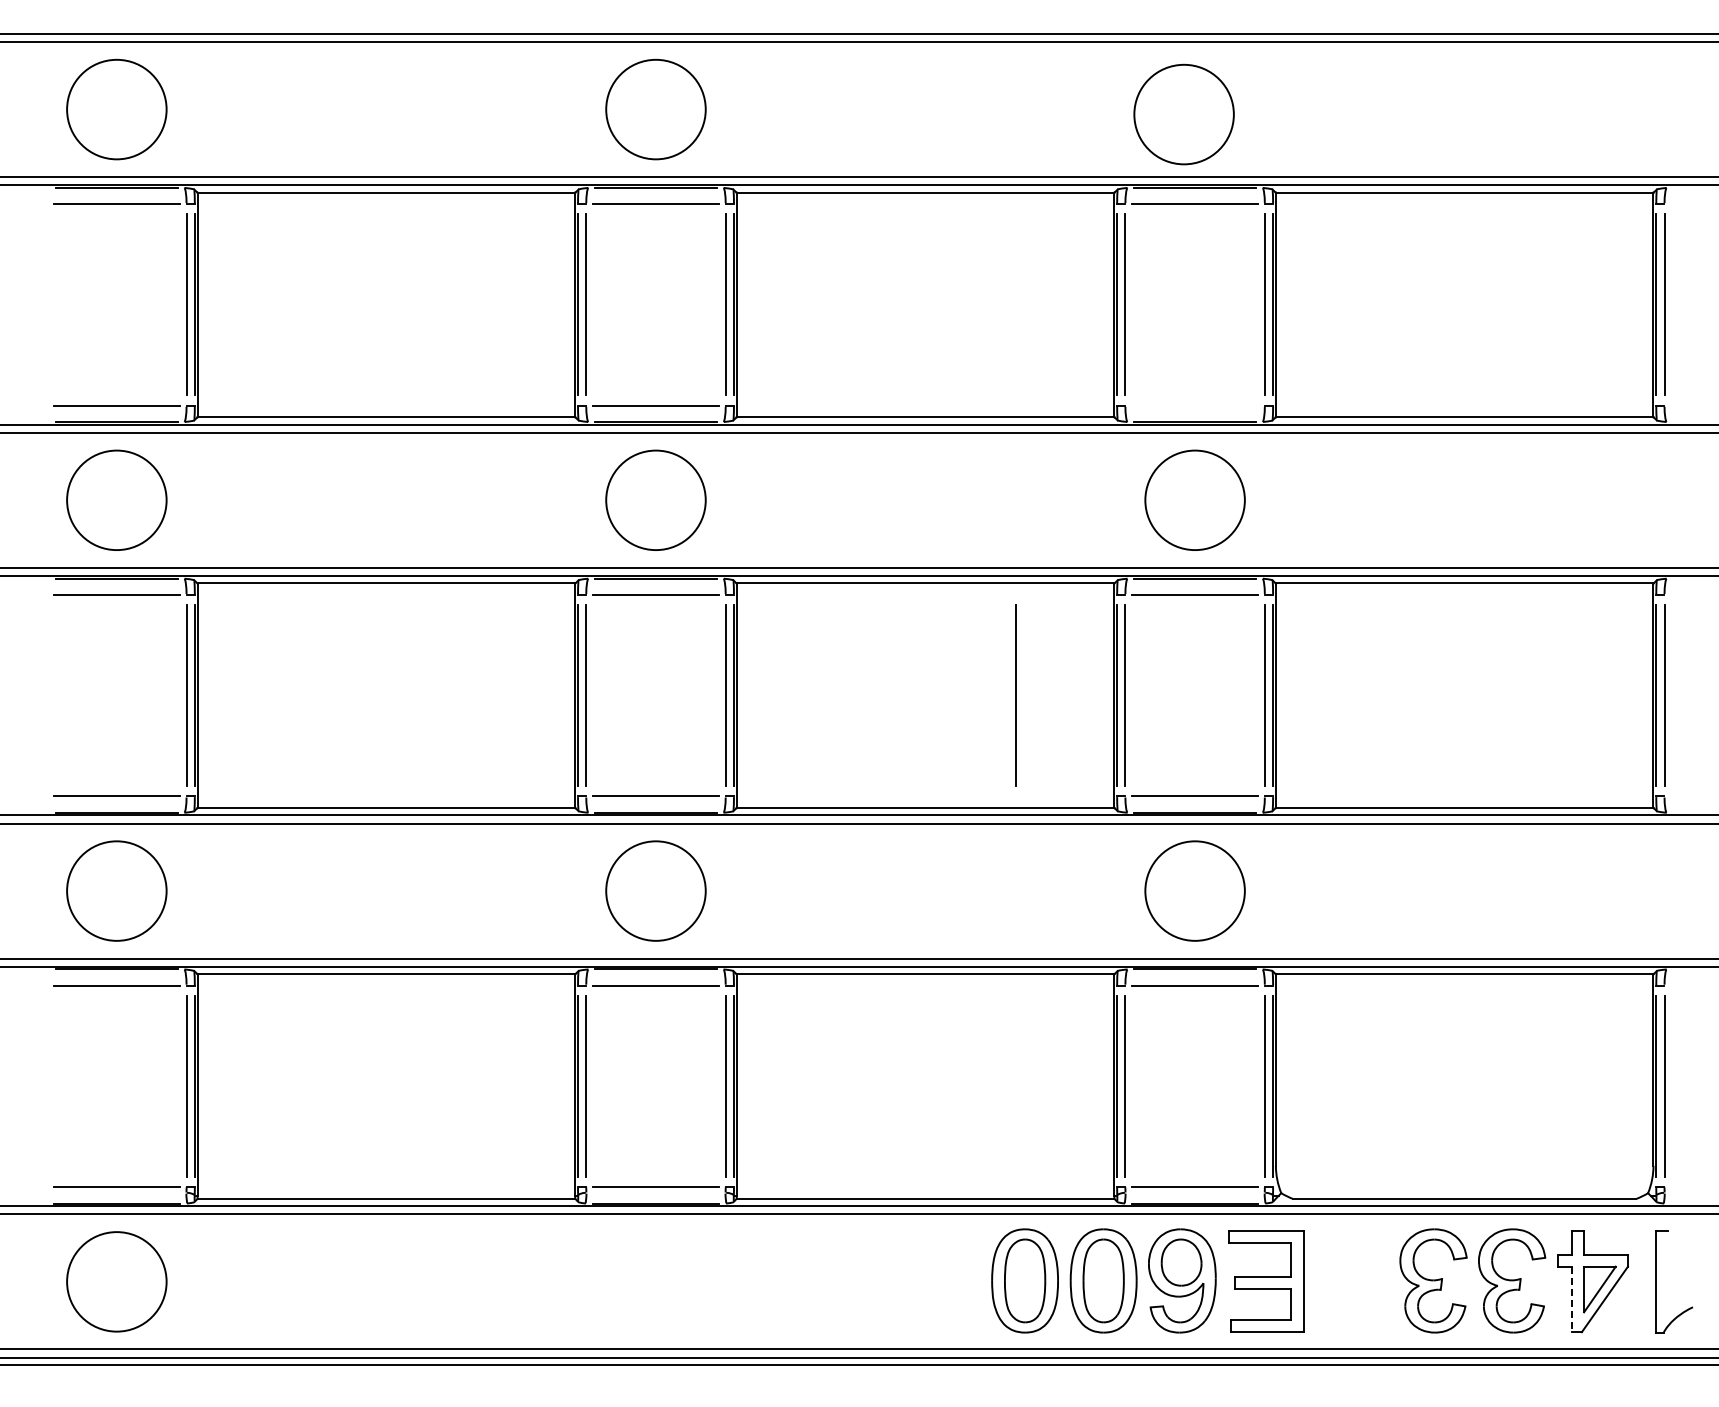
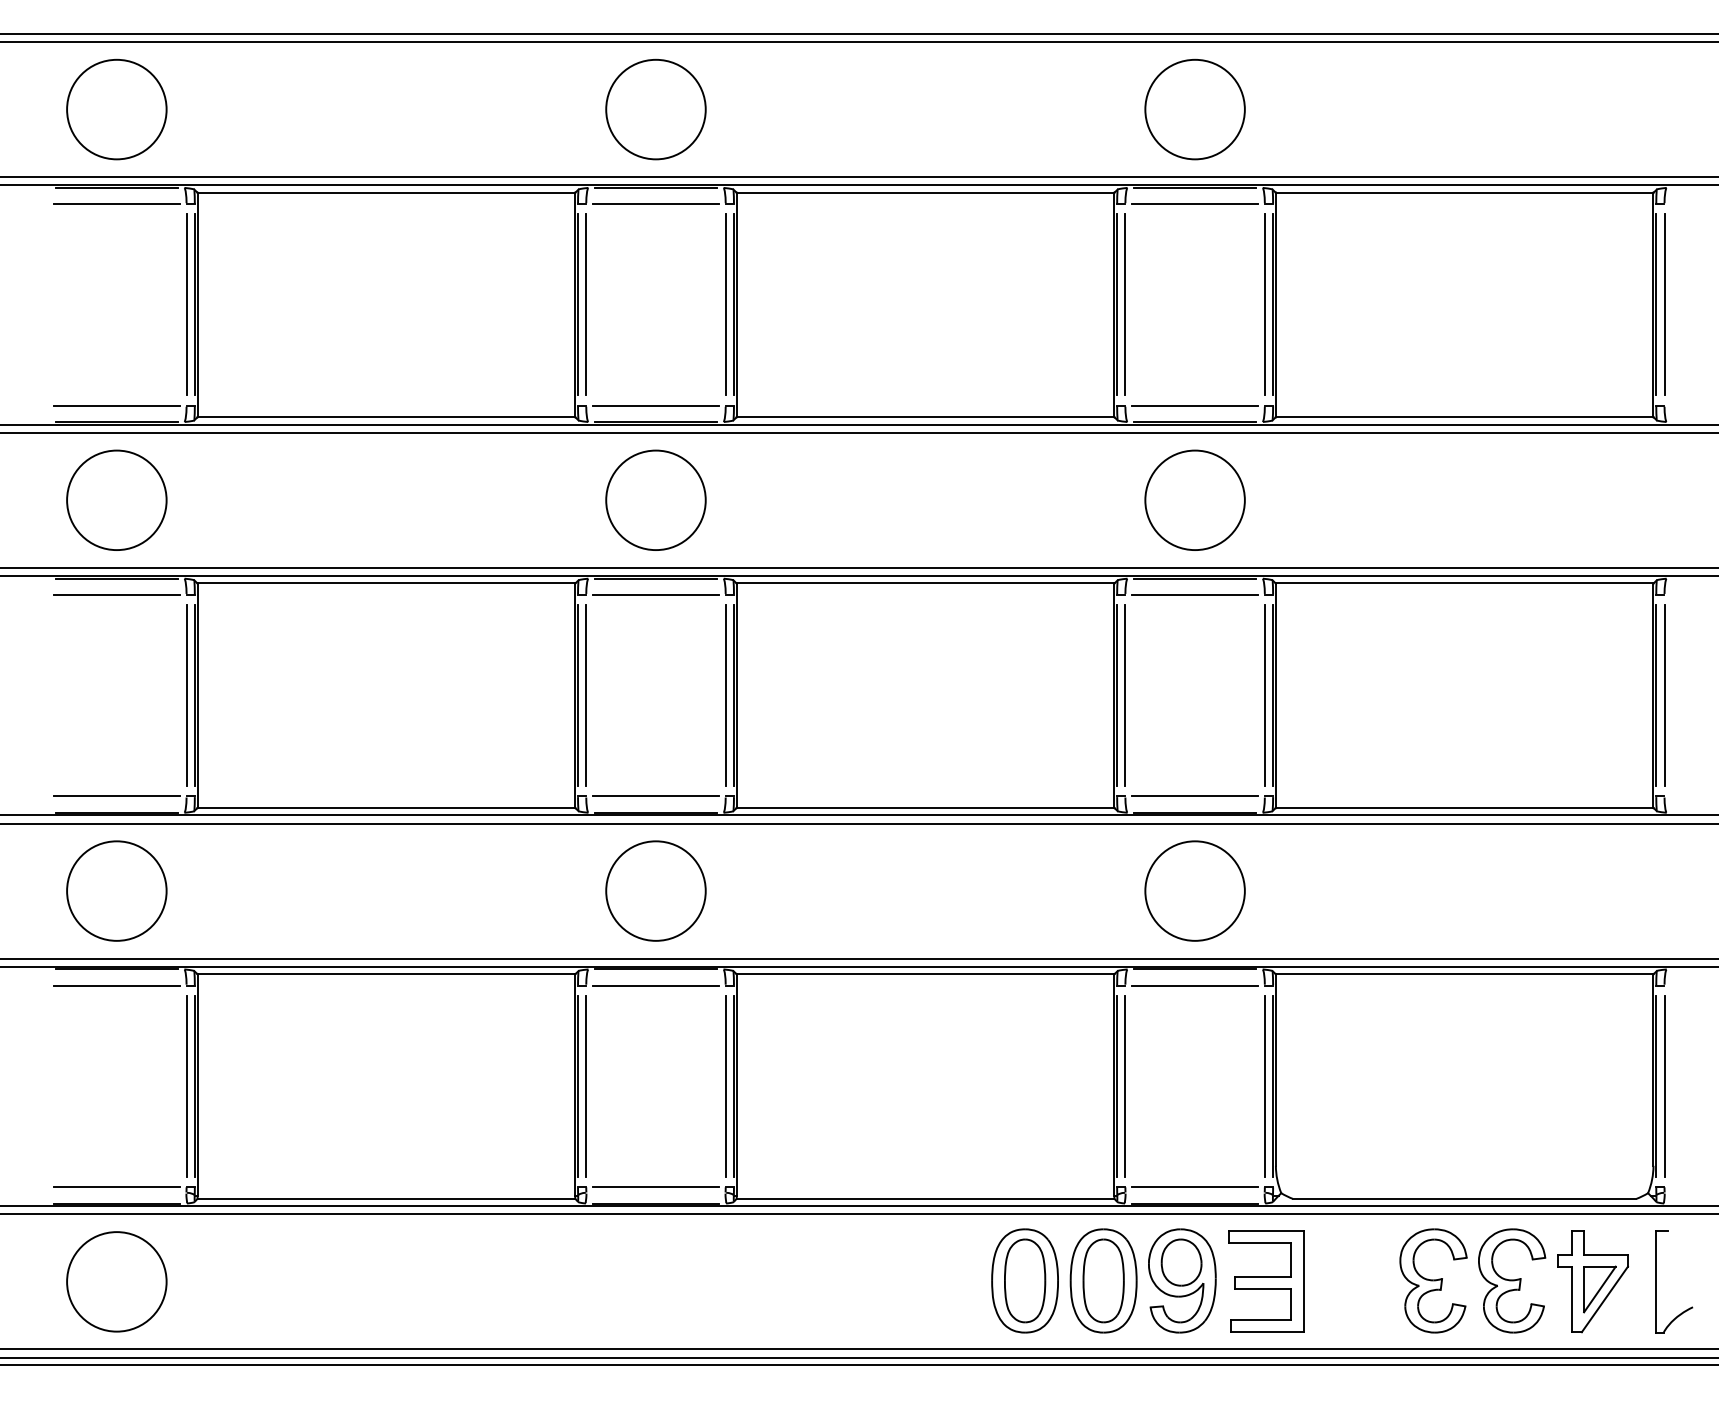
circle position: (1183, 114) -> (1194, 109) (1194, 109)
line: none -> present (1194, 405)
line: present -> none (1015, 695)
line: dashed -> solid (1571, 1299)
